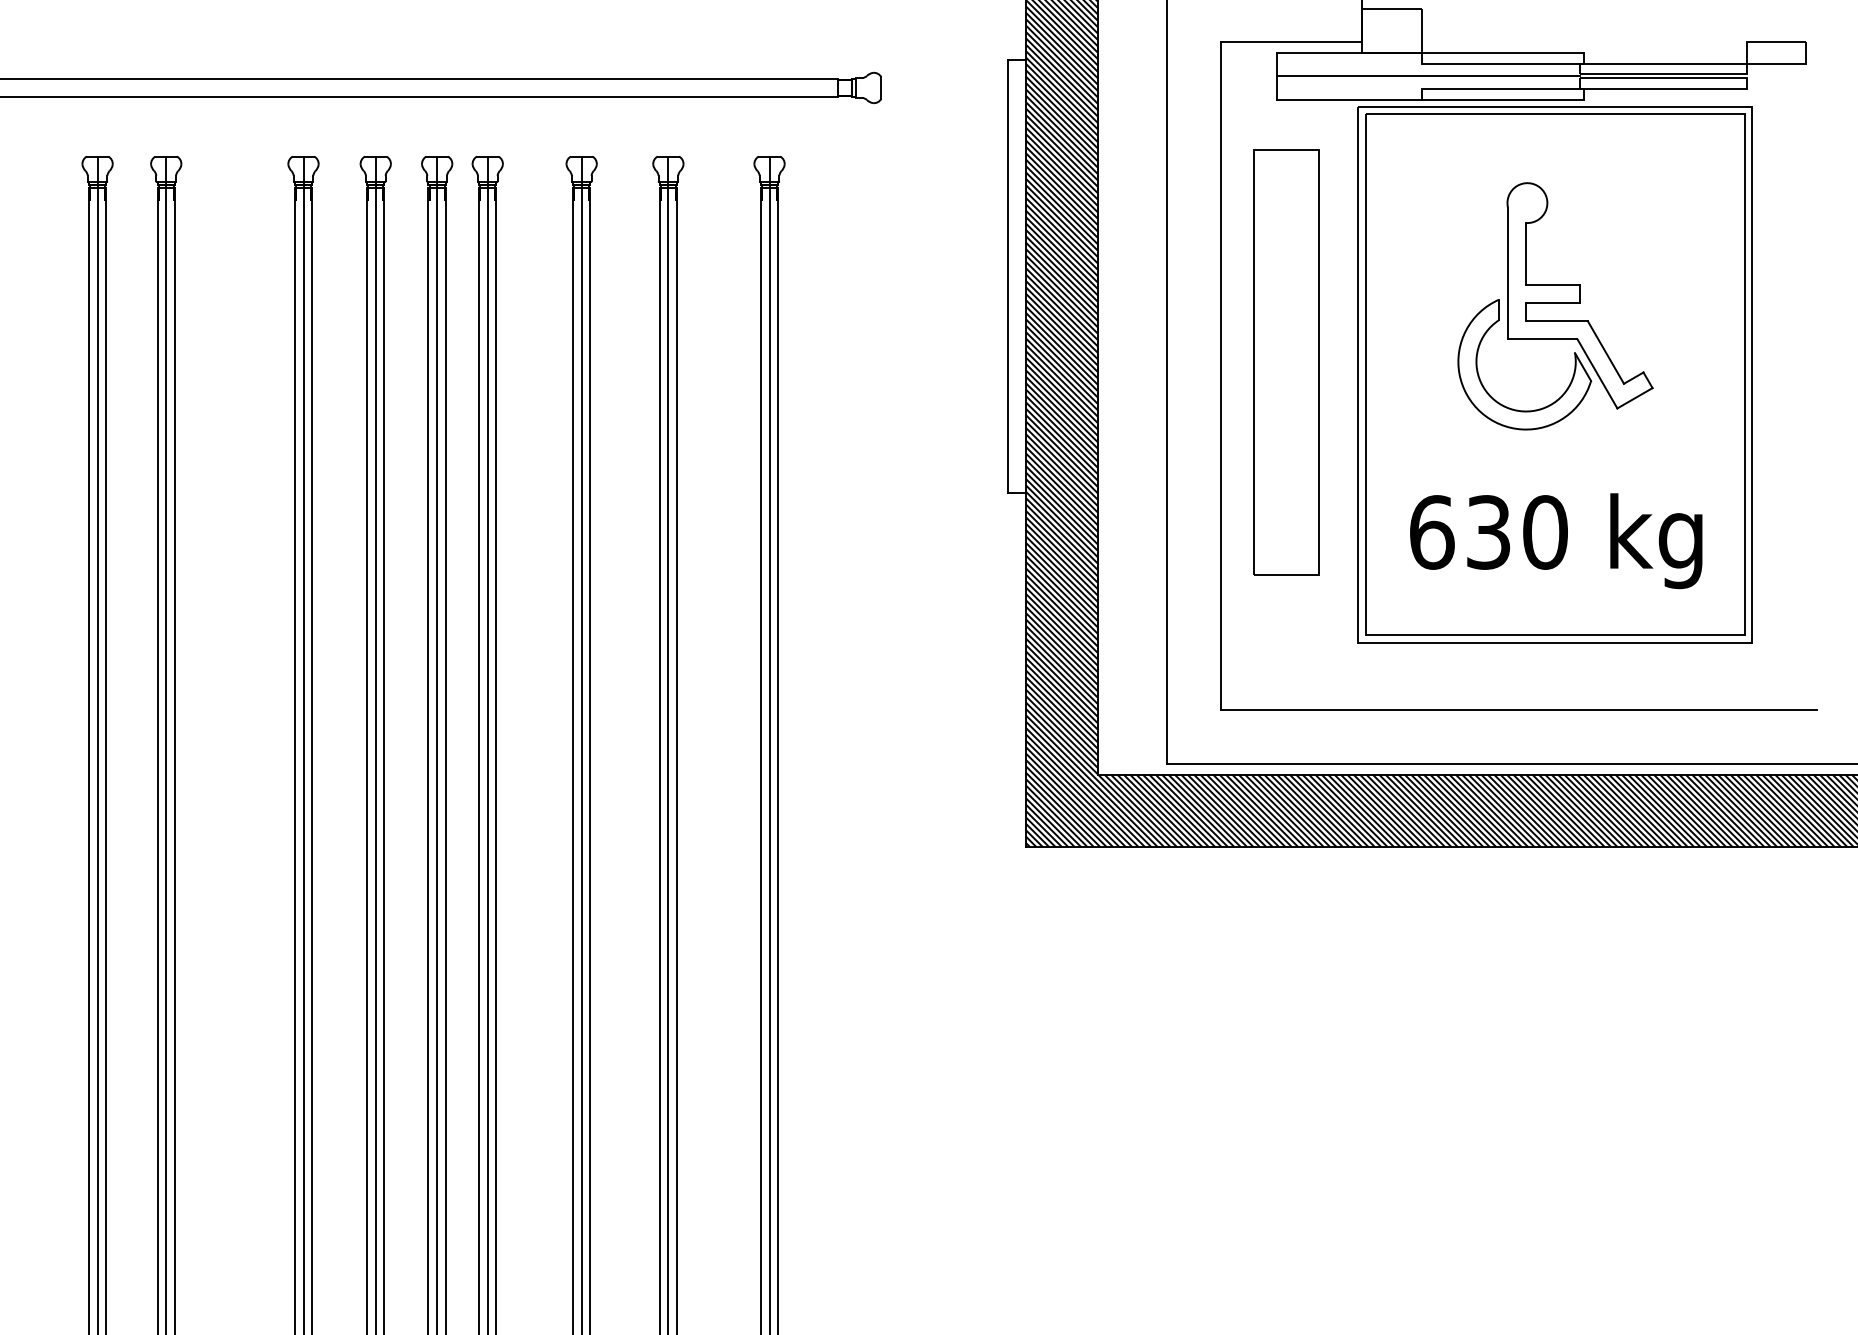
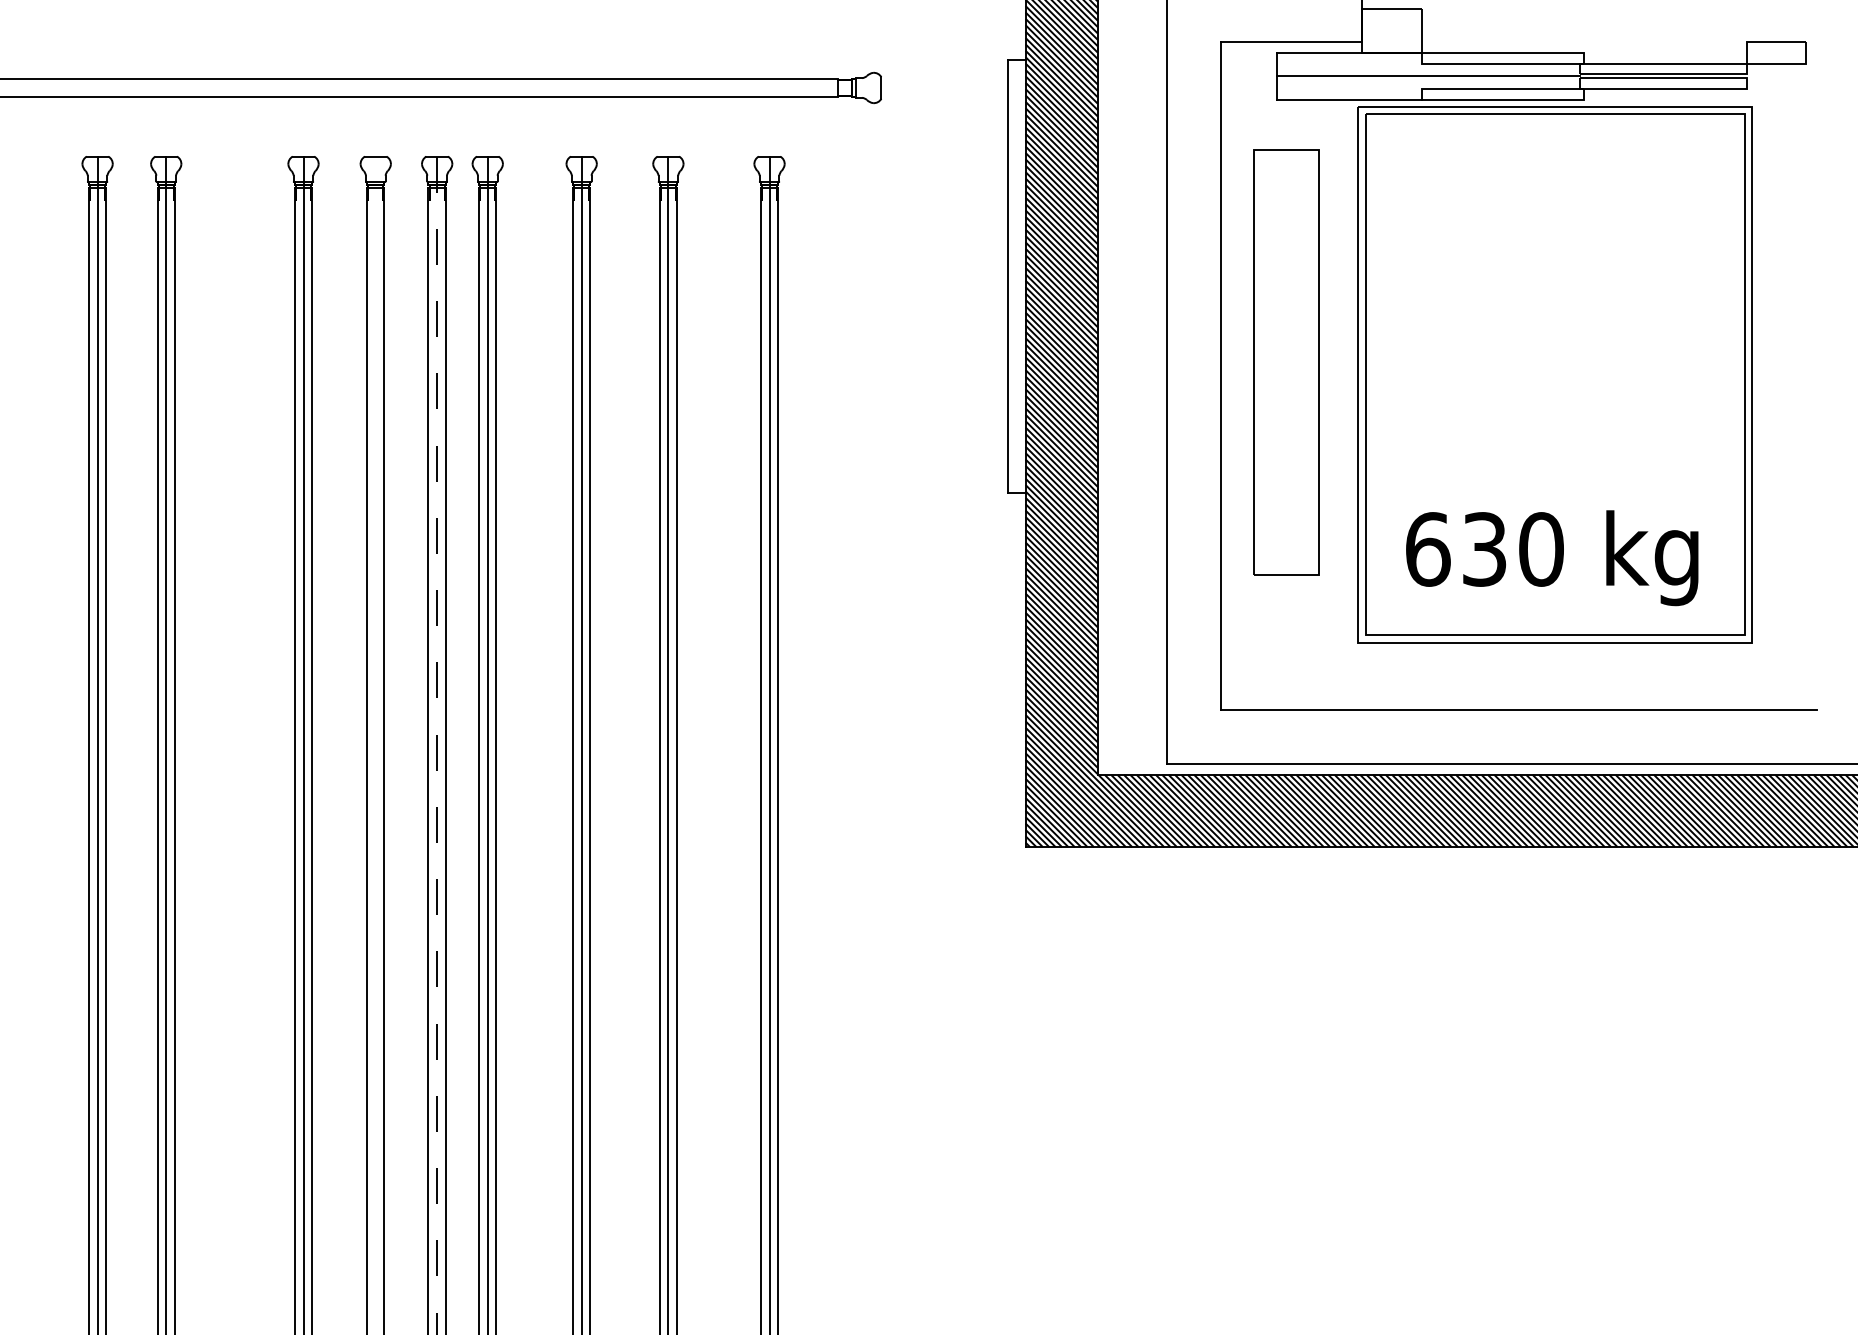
part: present -> none (1555, 306)
text position: (1556, 541) -> (1552, 558) (1552, 558)
line: present -> none (375, 743)
line: solid -> dashed (437, 745)
